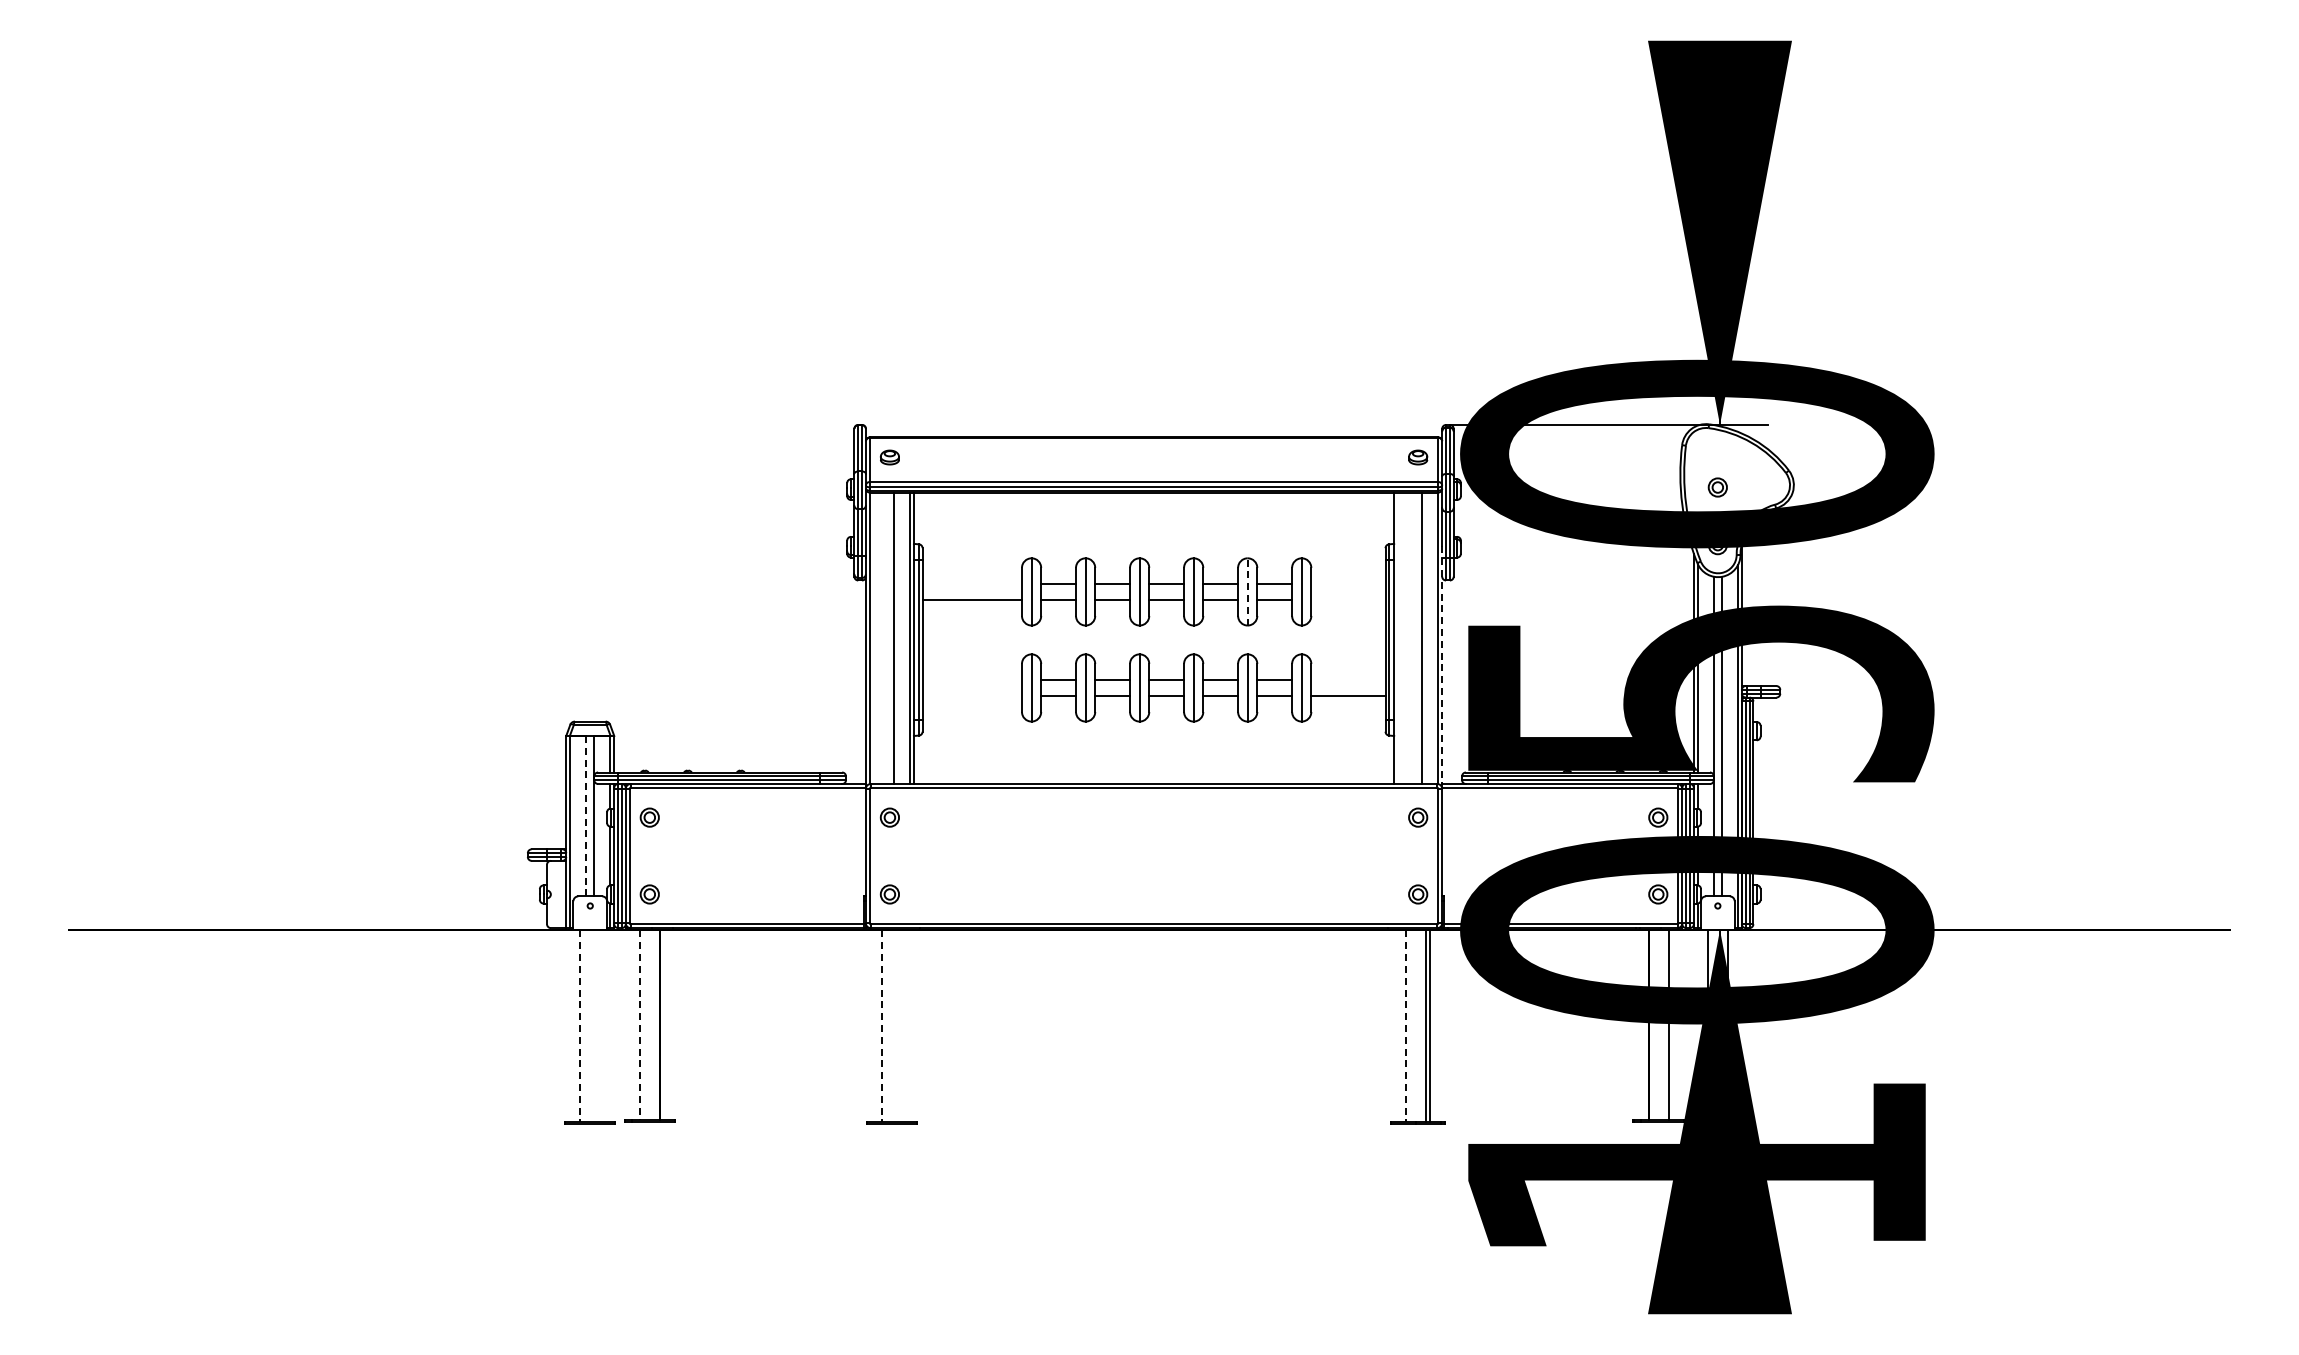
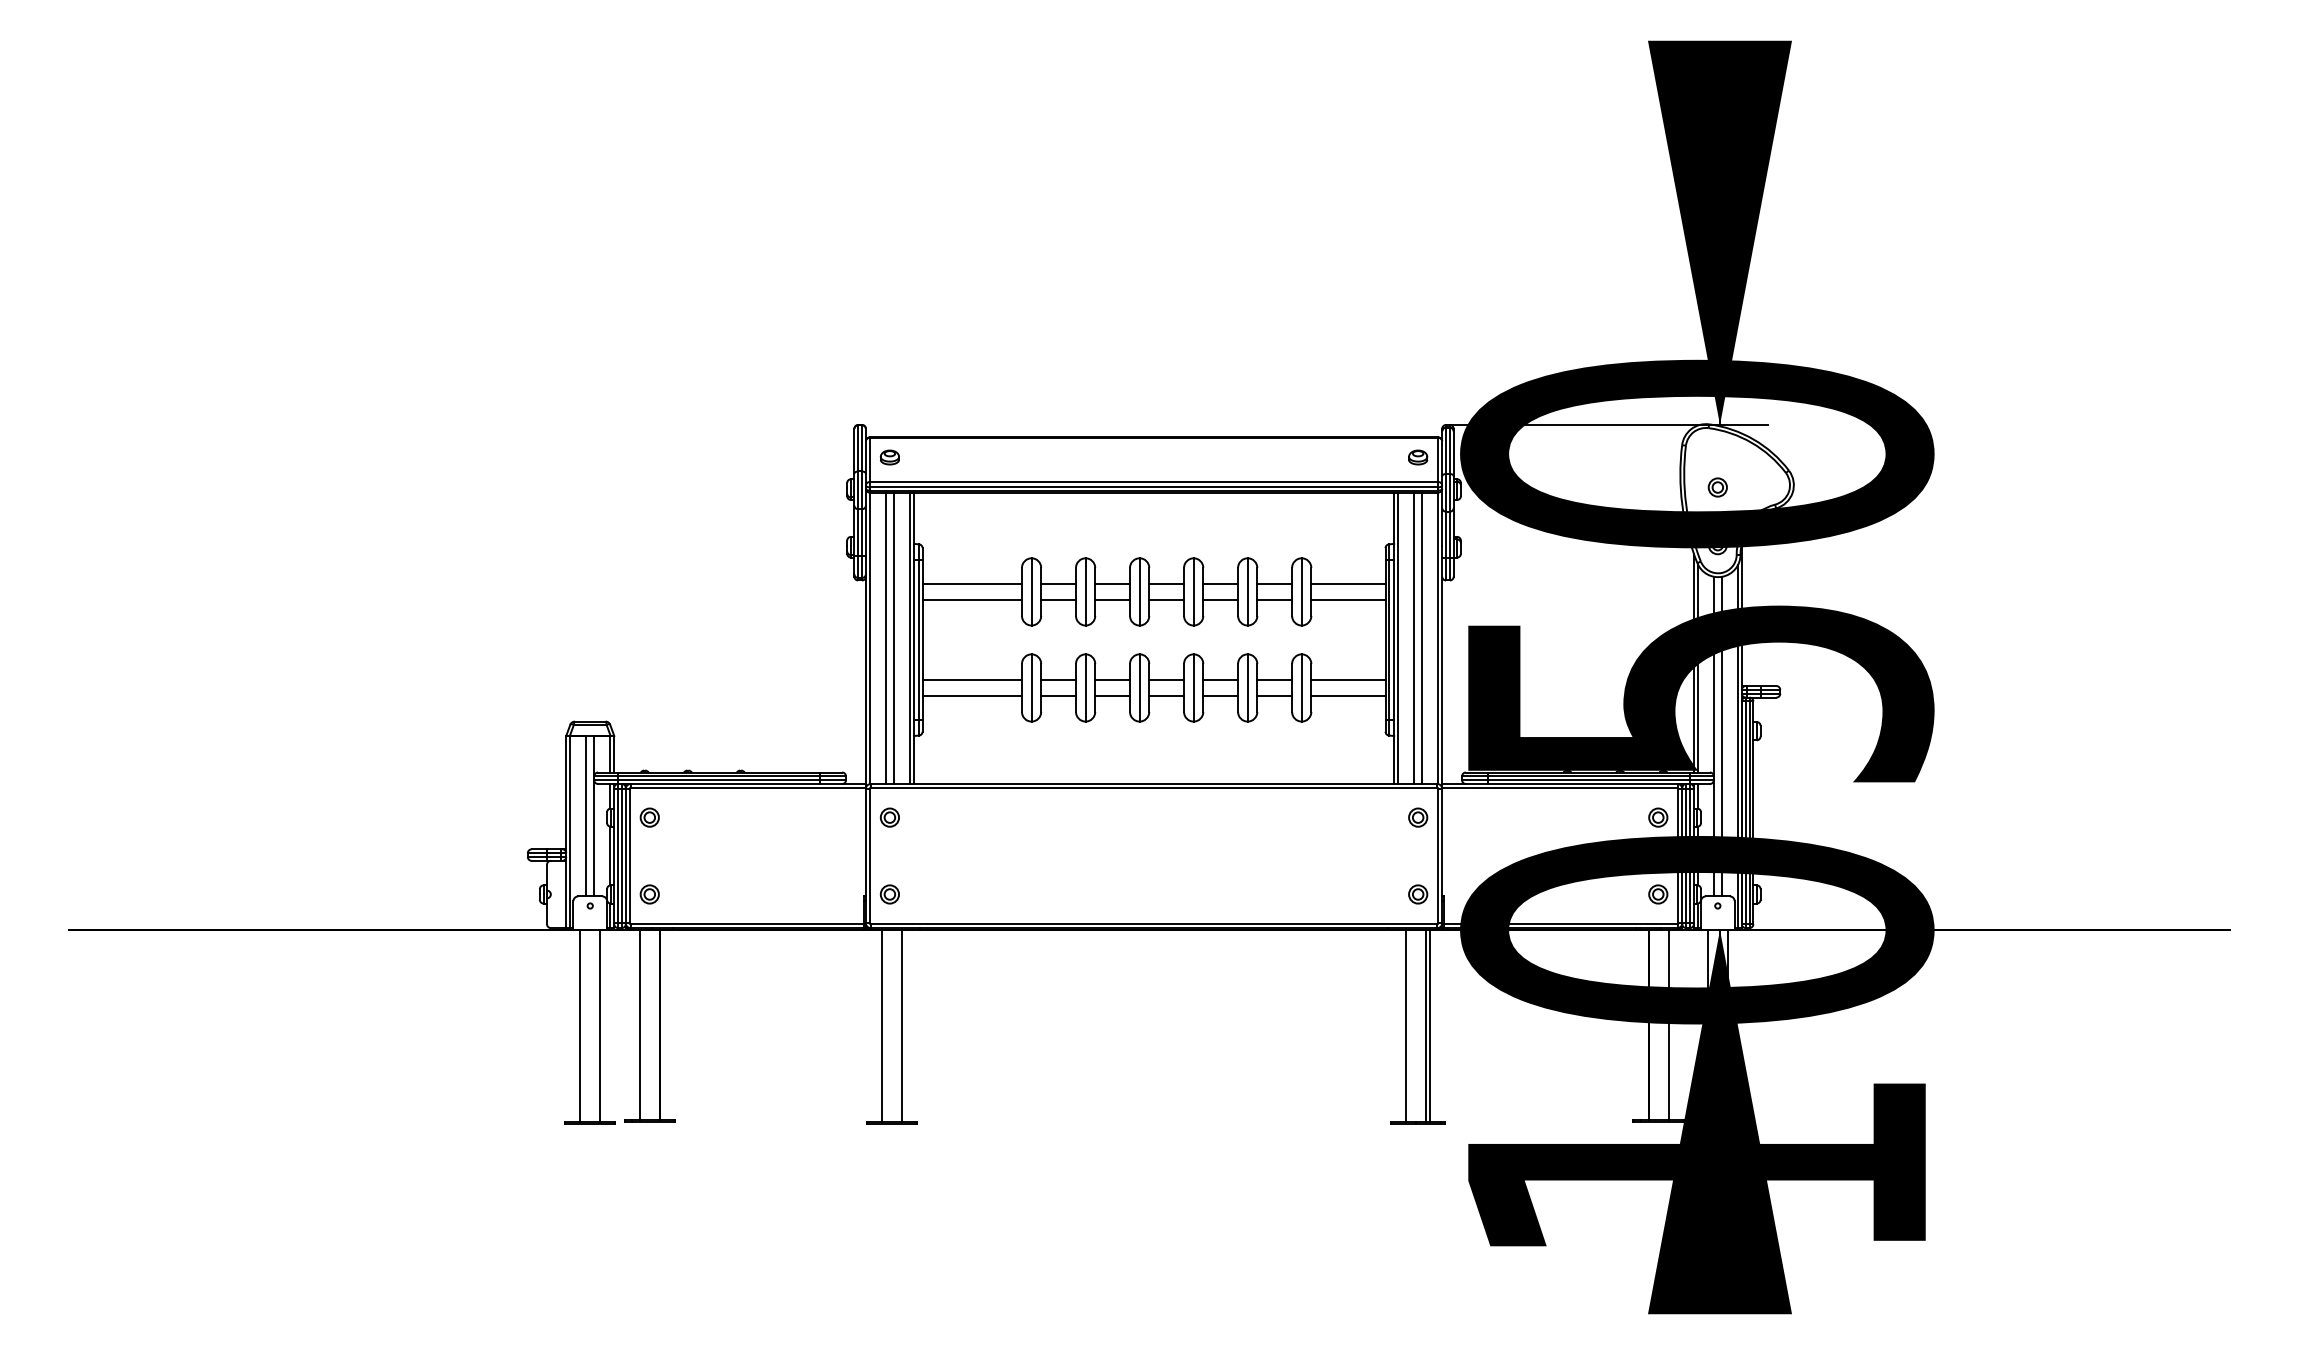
line: none -> present (971, 584)
line: none -> present (1348, 584)
line: dashed -> solid (1247, 591)
line: none -> present (1348, 599)
line: none -> present (886, 638)
line: none -> present (1398, 638)
line: none -> present (1414, 638)
line: dashed -> solid (1442, 668)
line: none -> present (971, 680)
line: none -> present (1348, 680)
line: none -> present (971, 695)
line: dashed -> solid (586, 816)
line: dashed -> solid (639, 1025)
line: dashed -> solid (580, 1026)
line: none -> present (600, 1026)
line: dashed -> solid (881, 1026)
line: none -> present (901, 1026)
line: dashed -> solid (1406, 1026)
